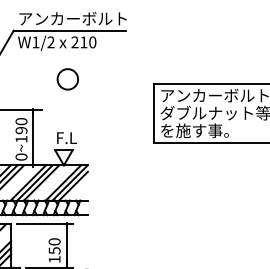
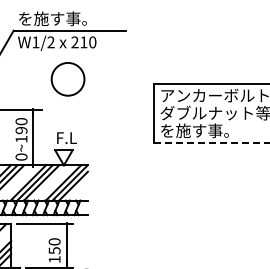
text: アンカーボルト -> を施す事。 (72, 18)
circle size: 23x23 px -> 36x35 px (67, 79)
line: solid -> dashed (211, 142)
